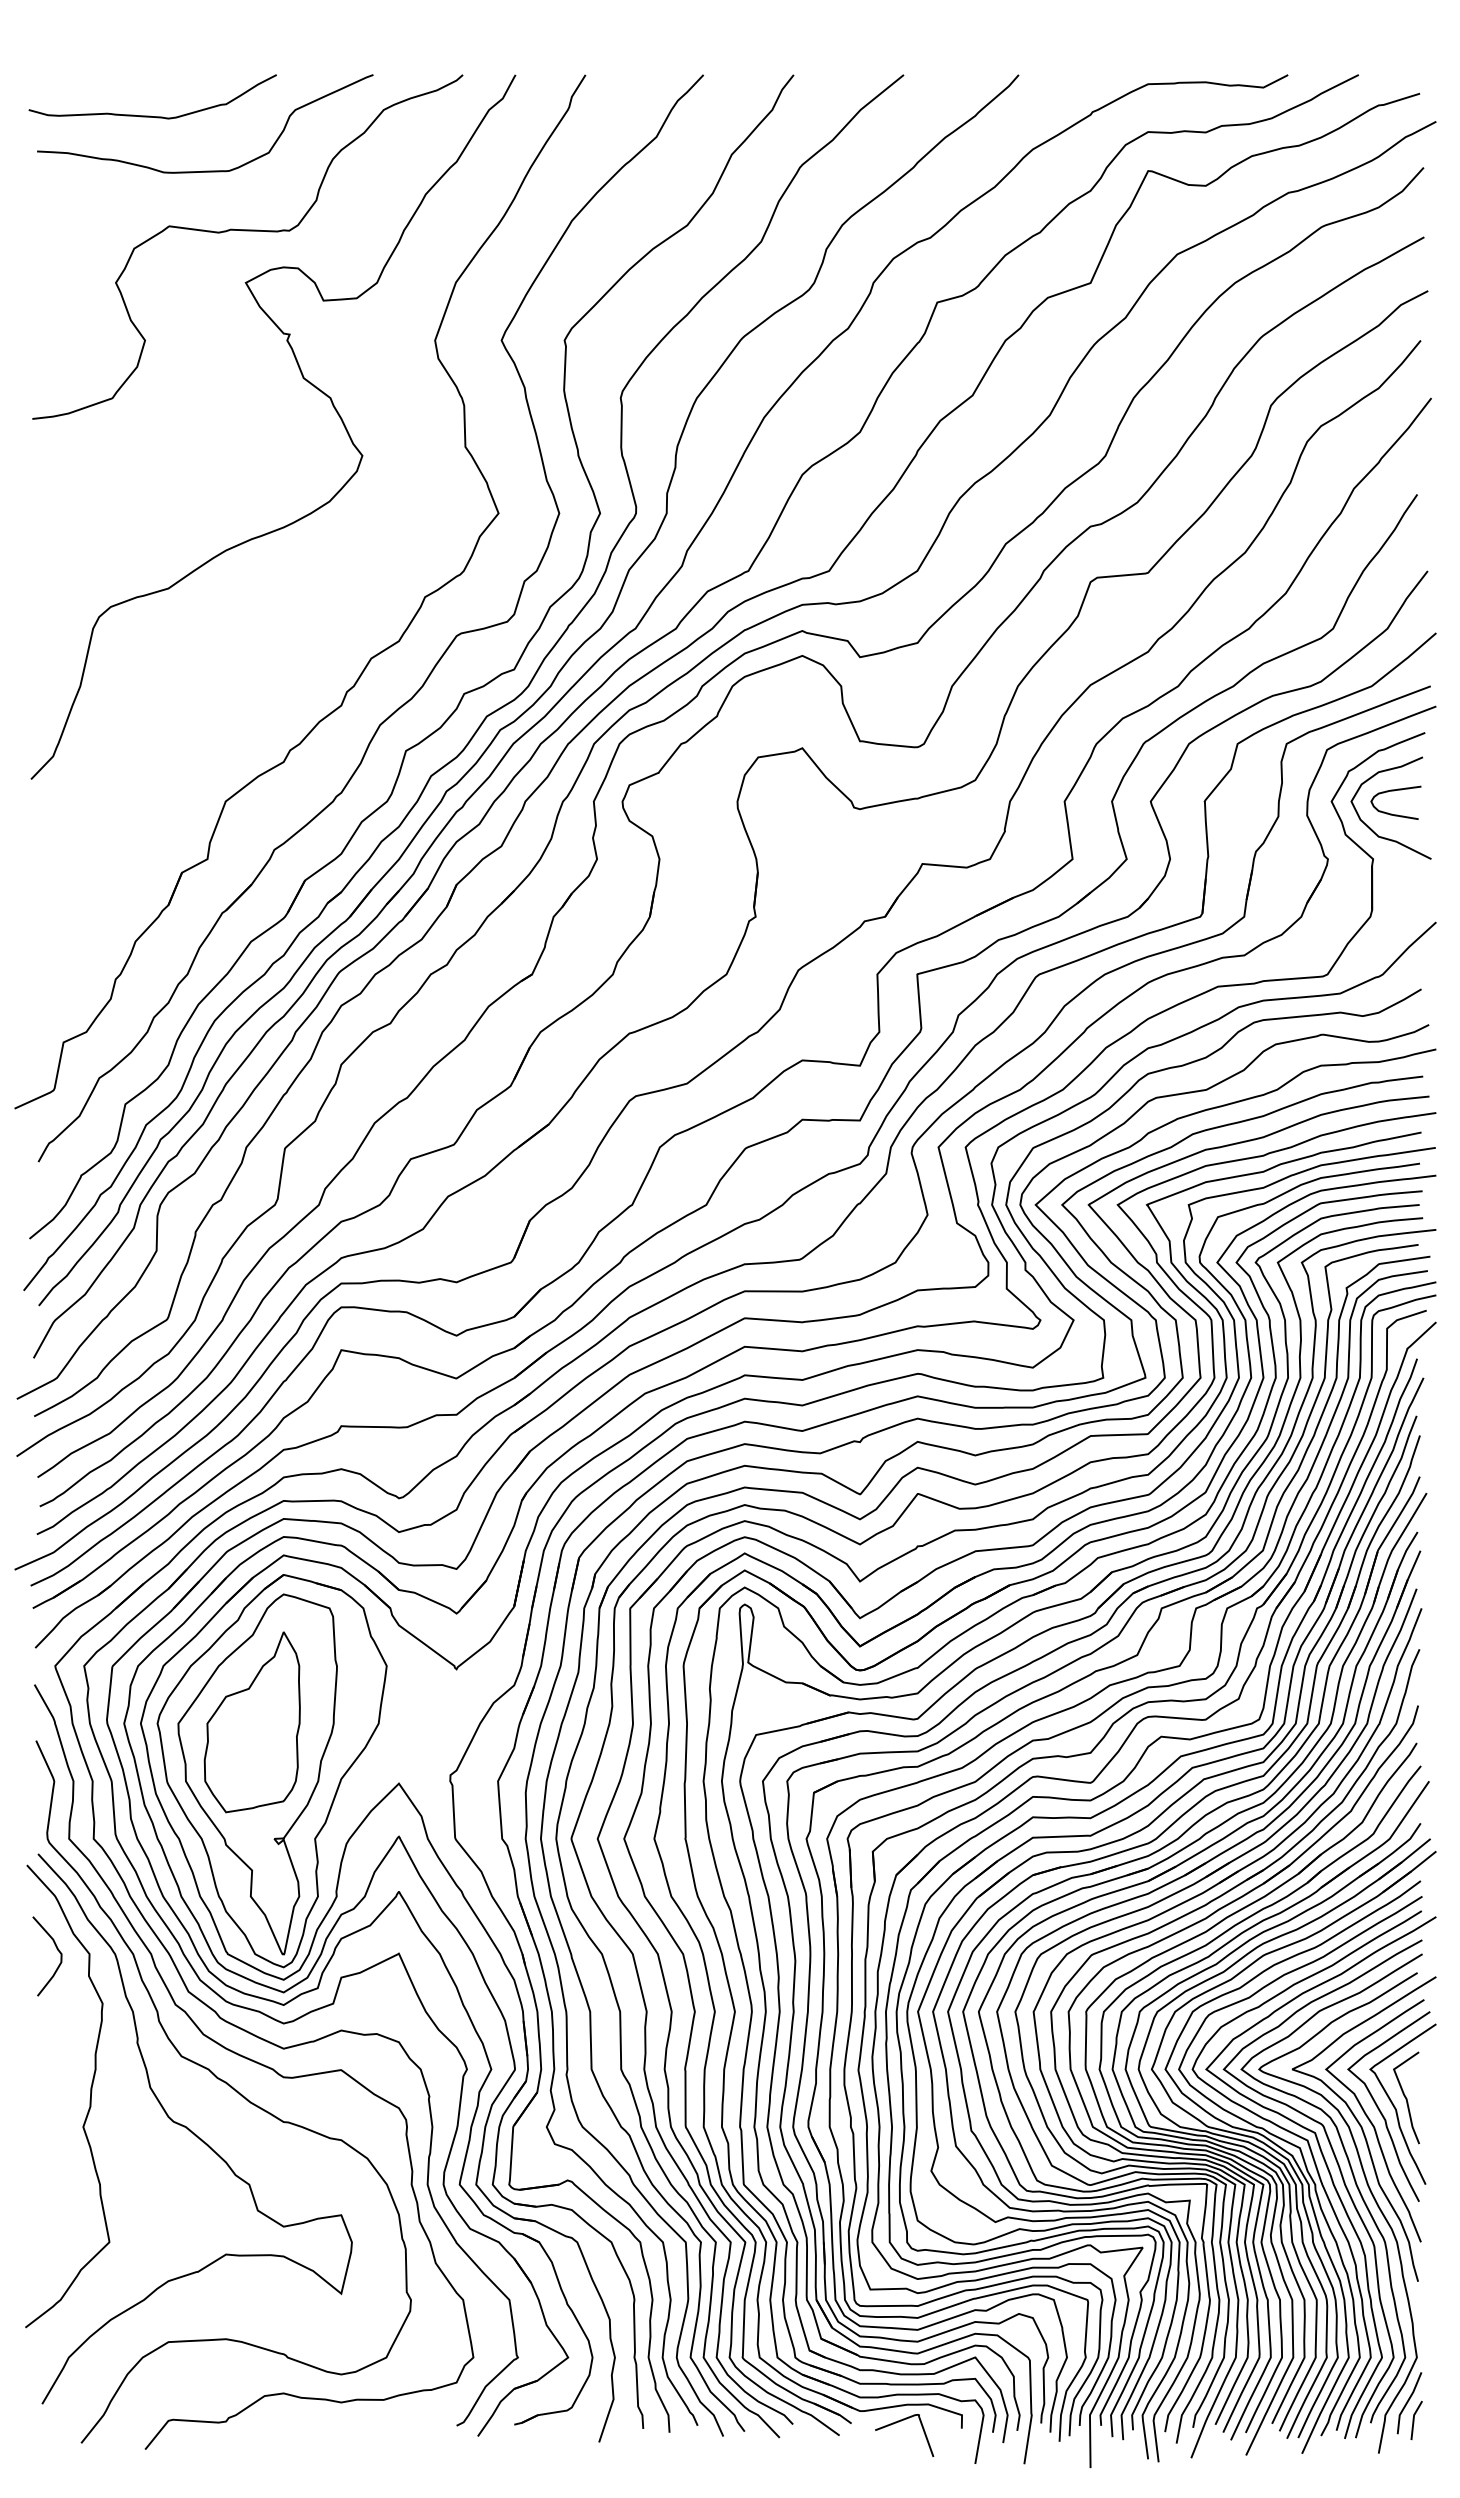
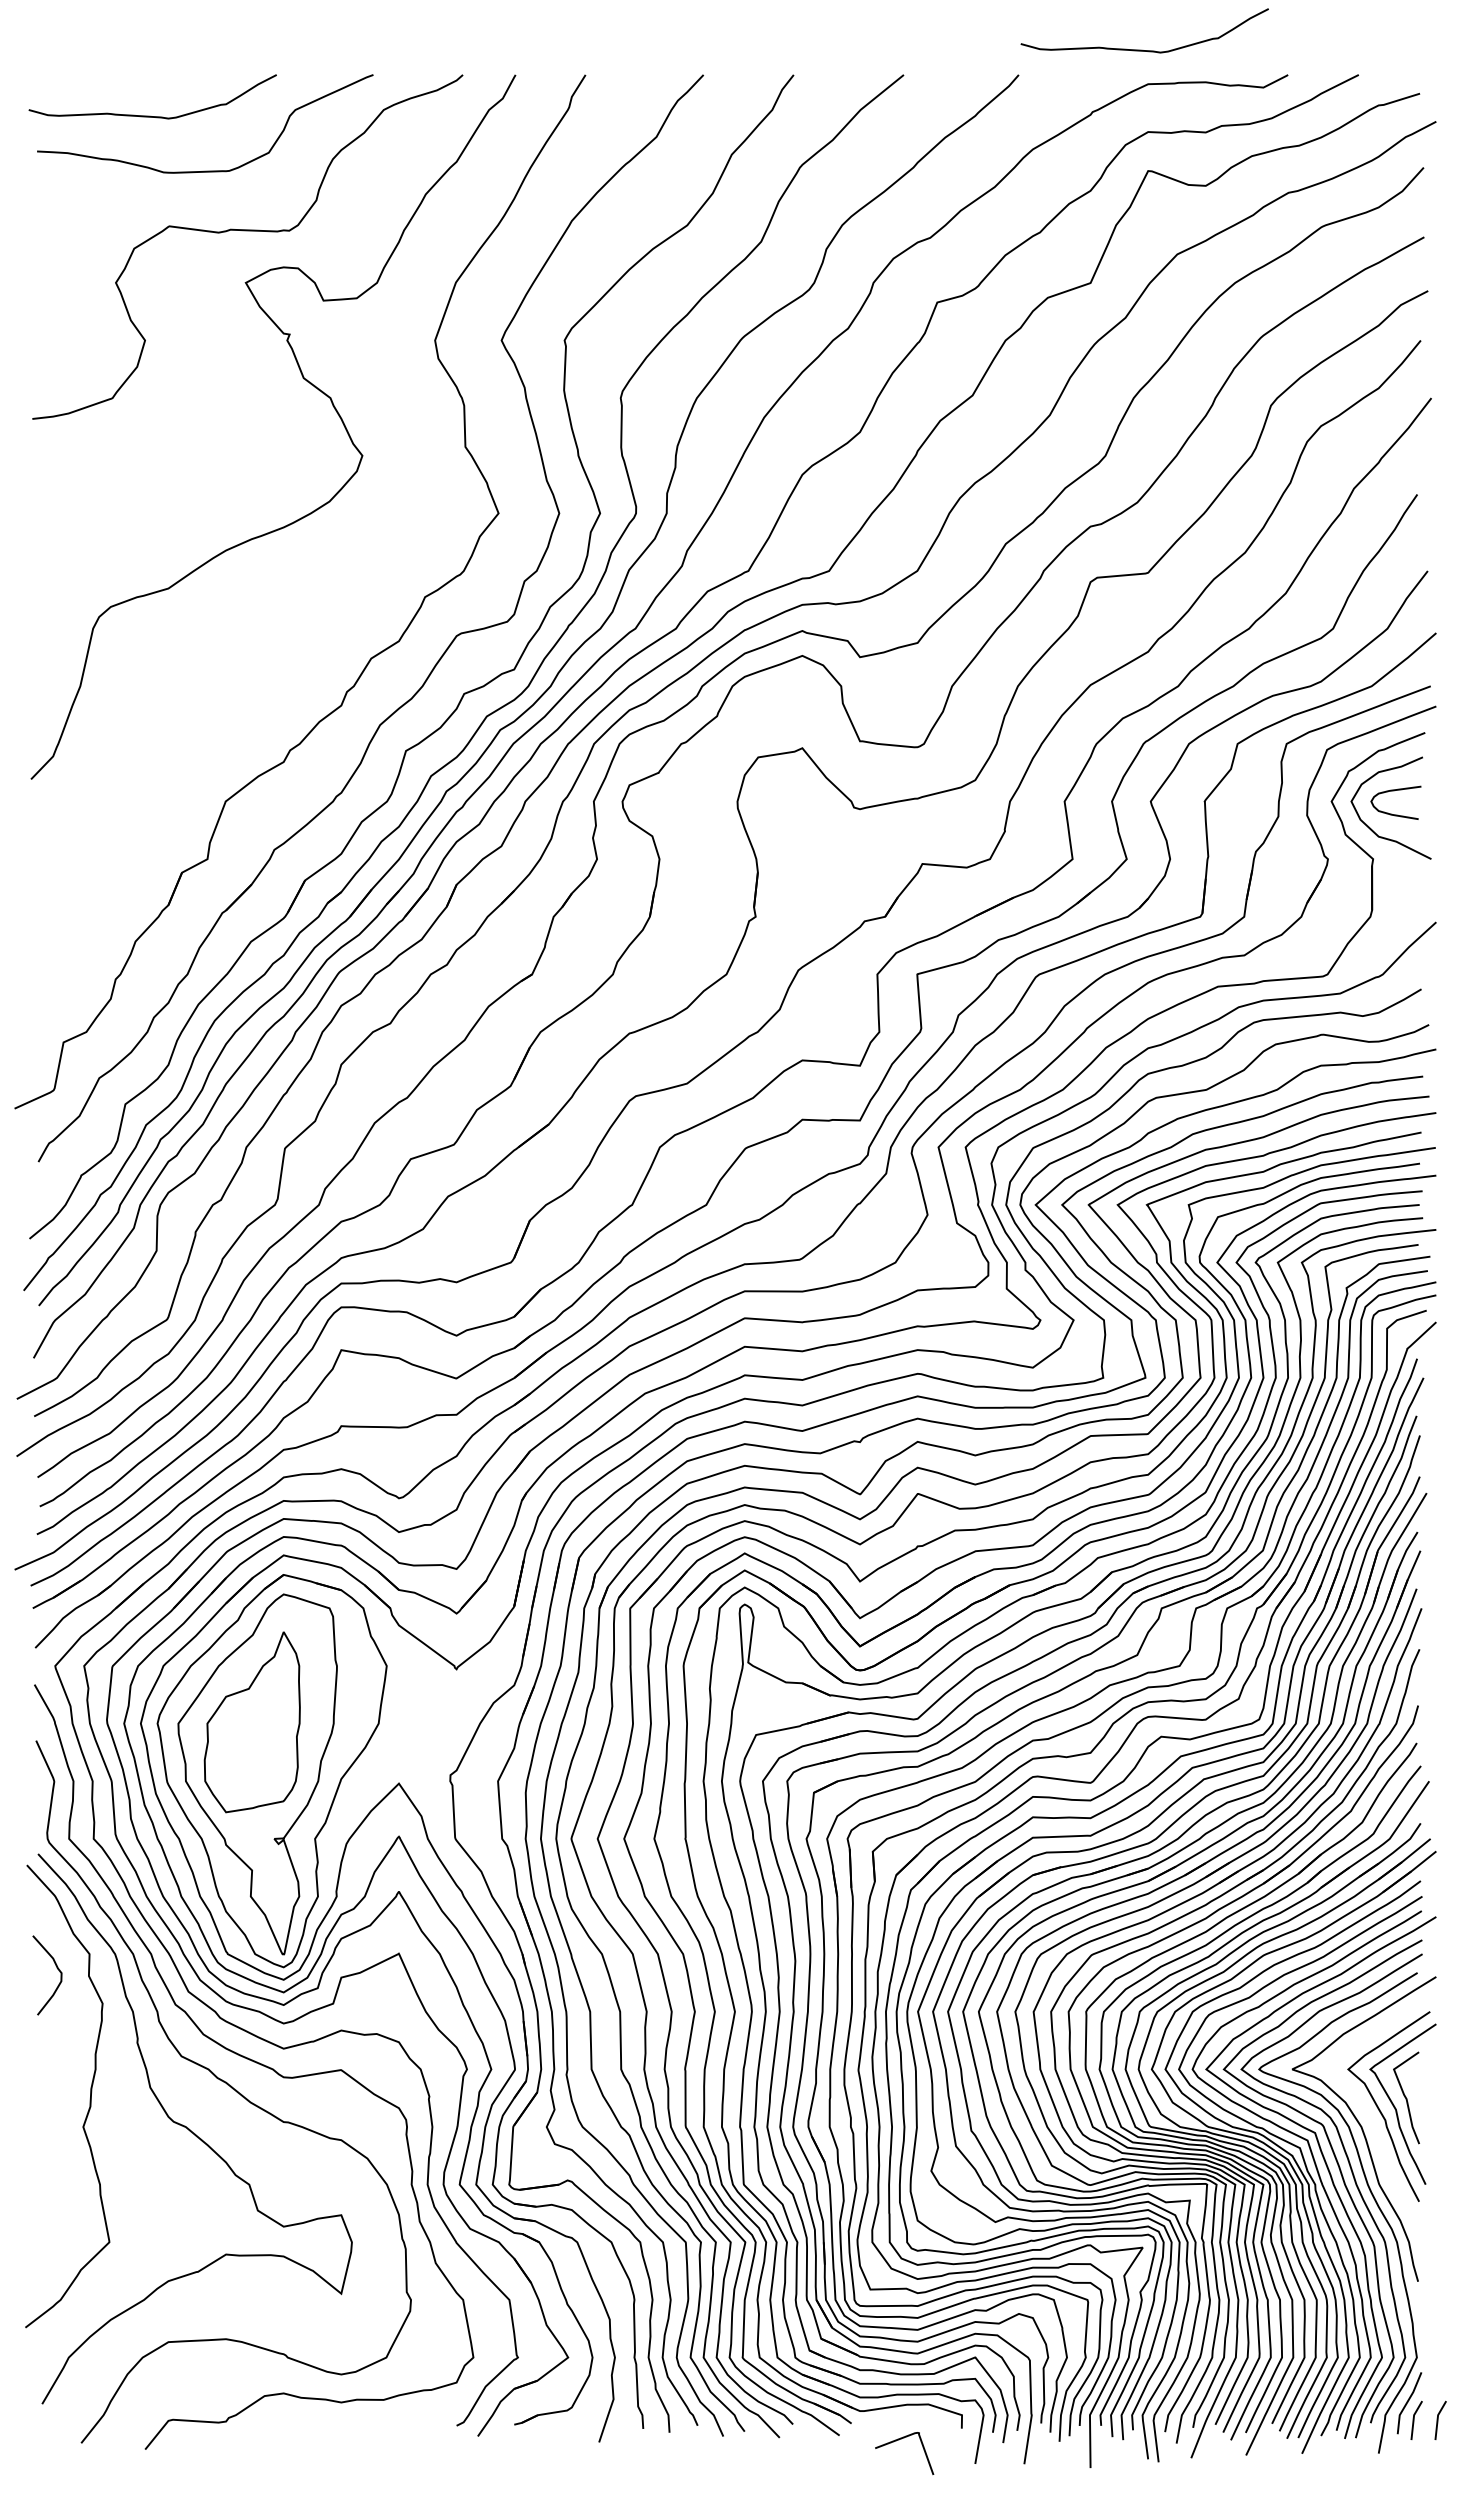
curve: none -> present (1142, 49)
curve position: (56, 1949) -> (56, 1968) (56, 1968)
curve: present -> none (1372, 2122)
line: none -> present (1438, 2419)
curve position: (899, 2422) -> (899, 2440) (899, 2440)
